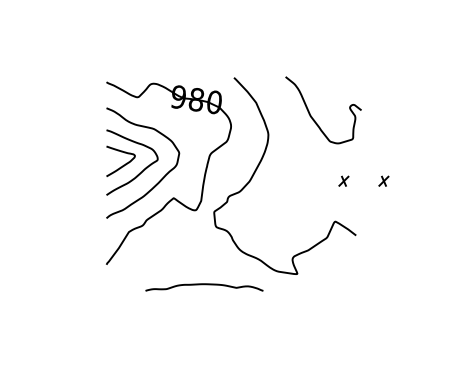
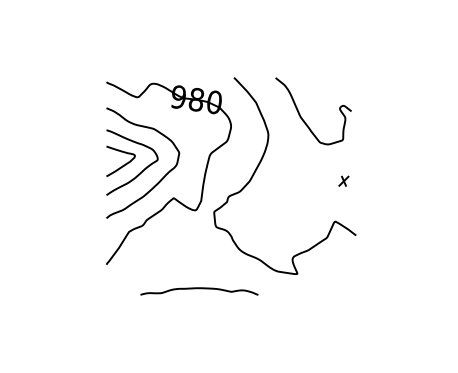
curve position: (312, 116) -> (302, 117) (302, 117)
part: present -> none (383, 180)
curve position: (204, 285) -> (199, 289) (199, 289)
